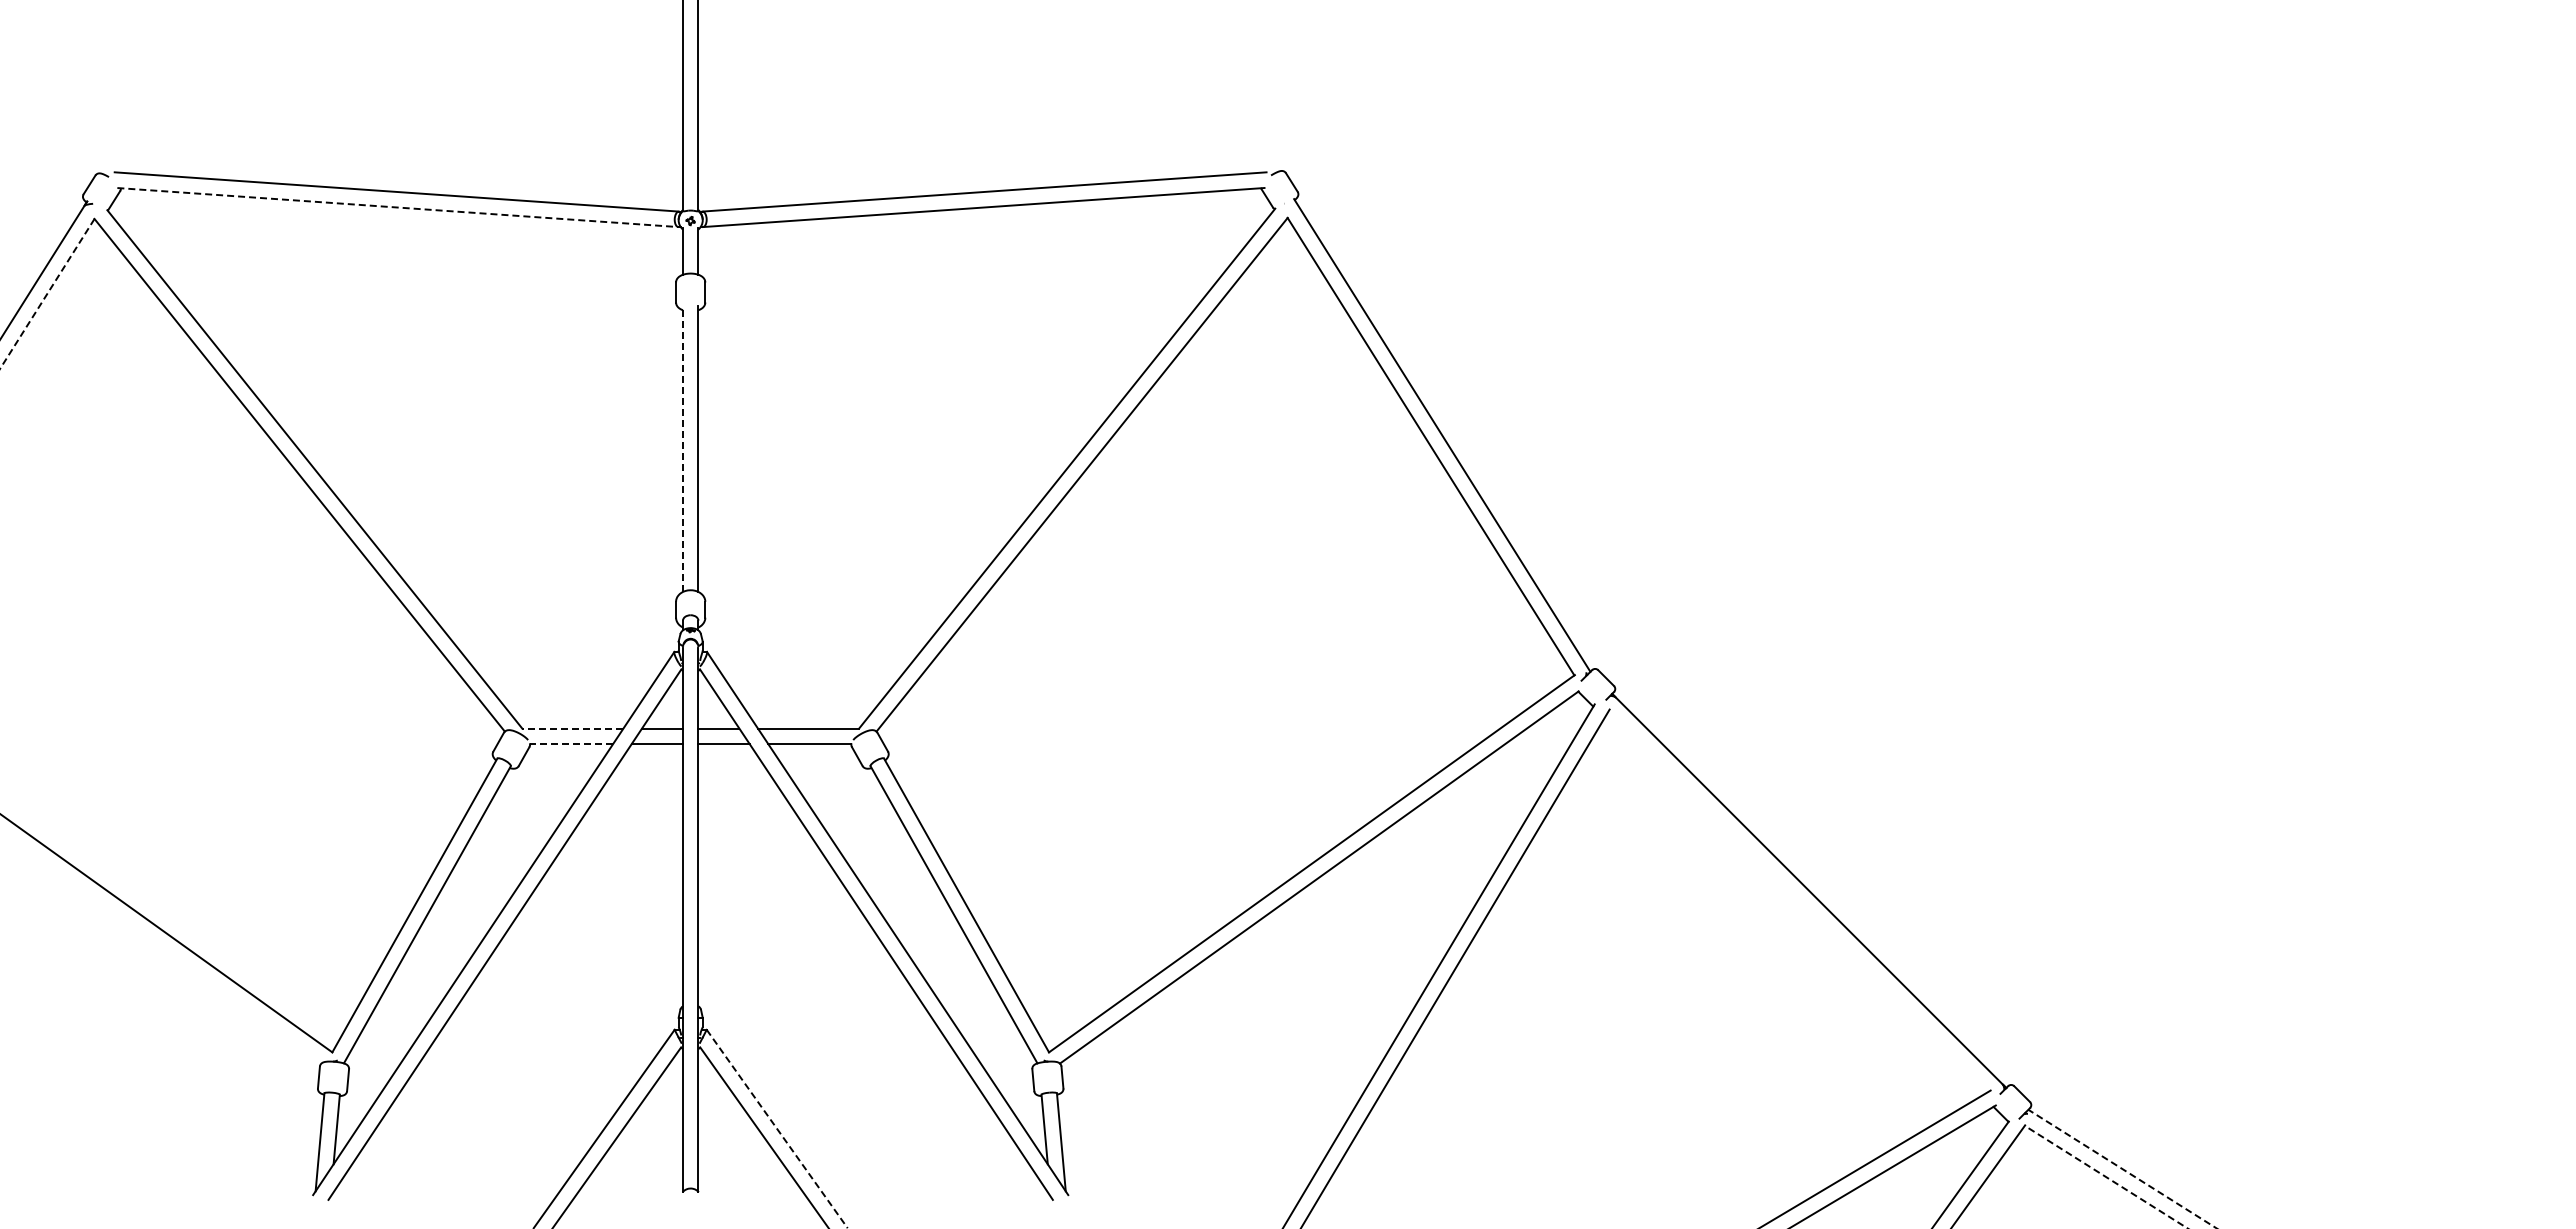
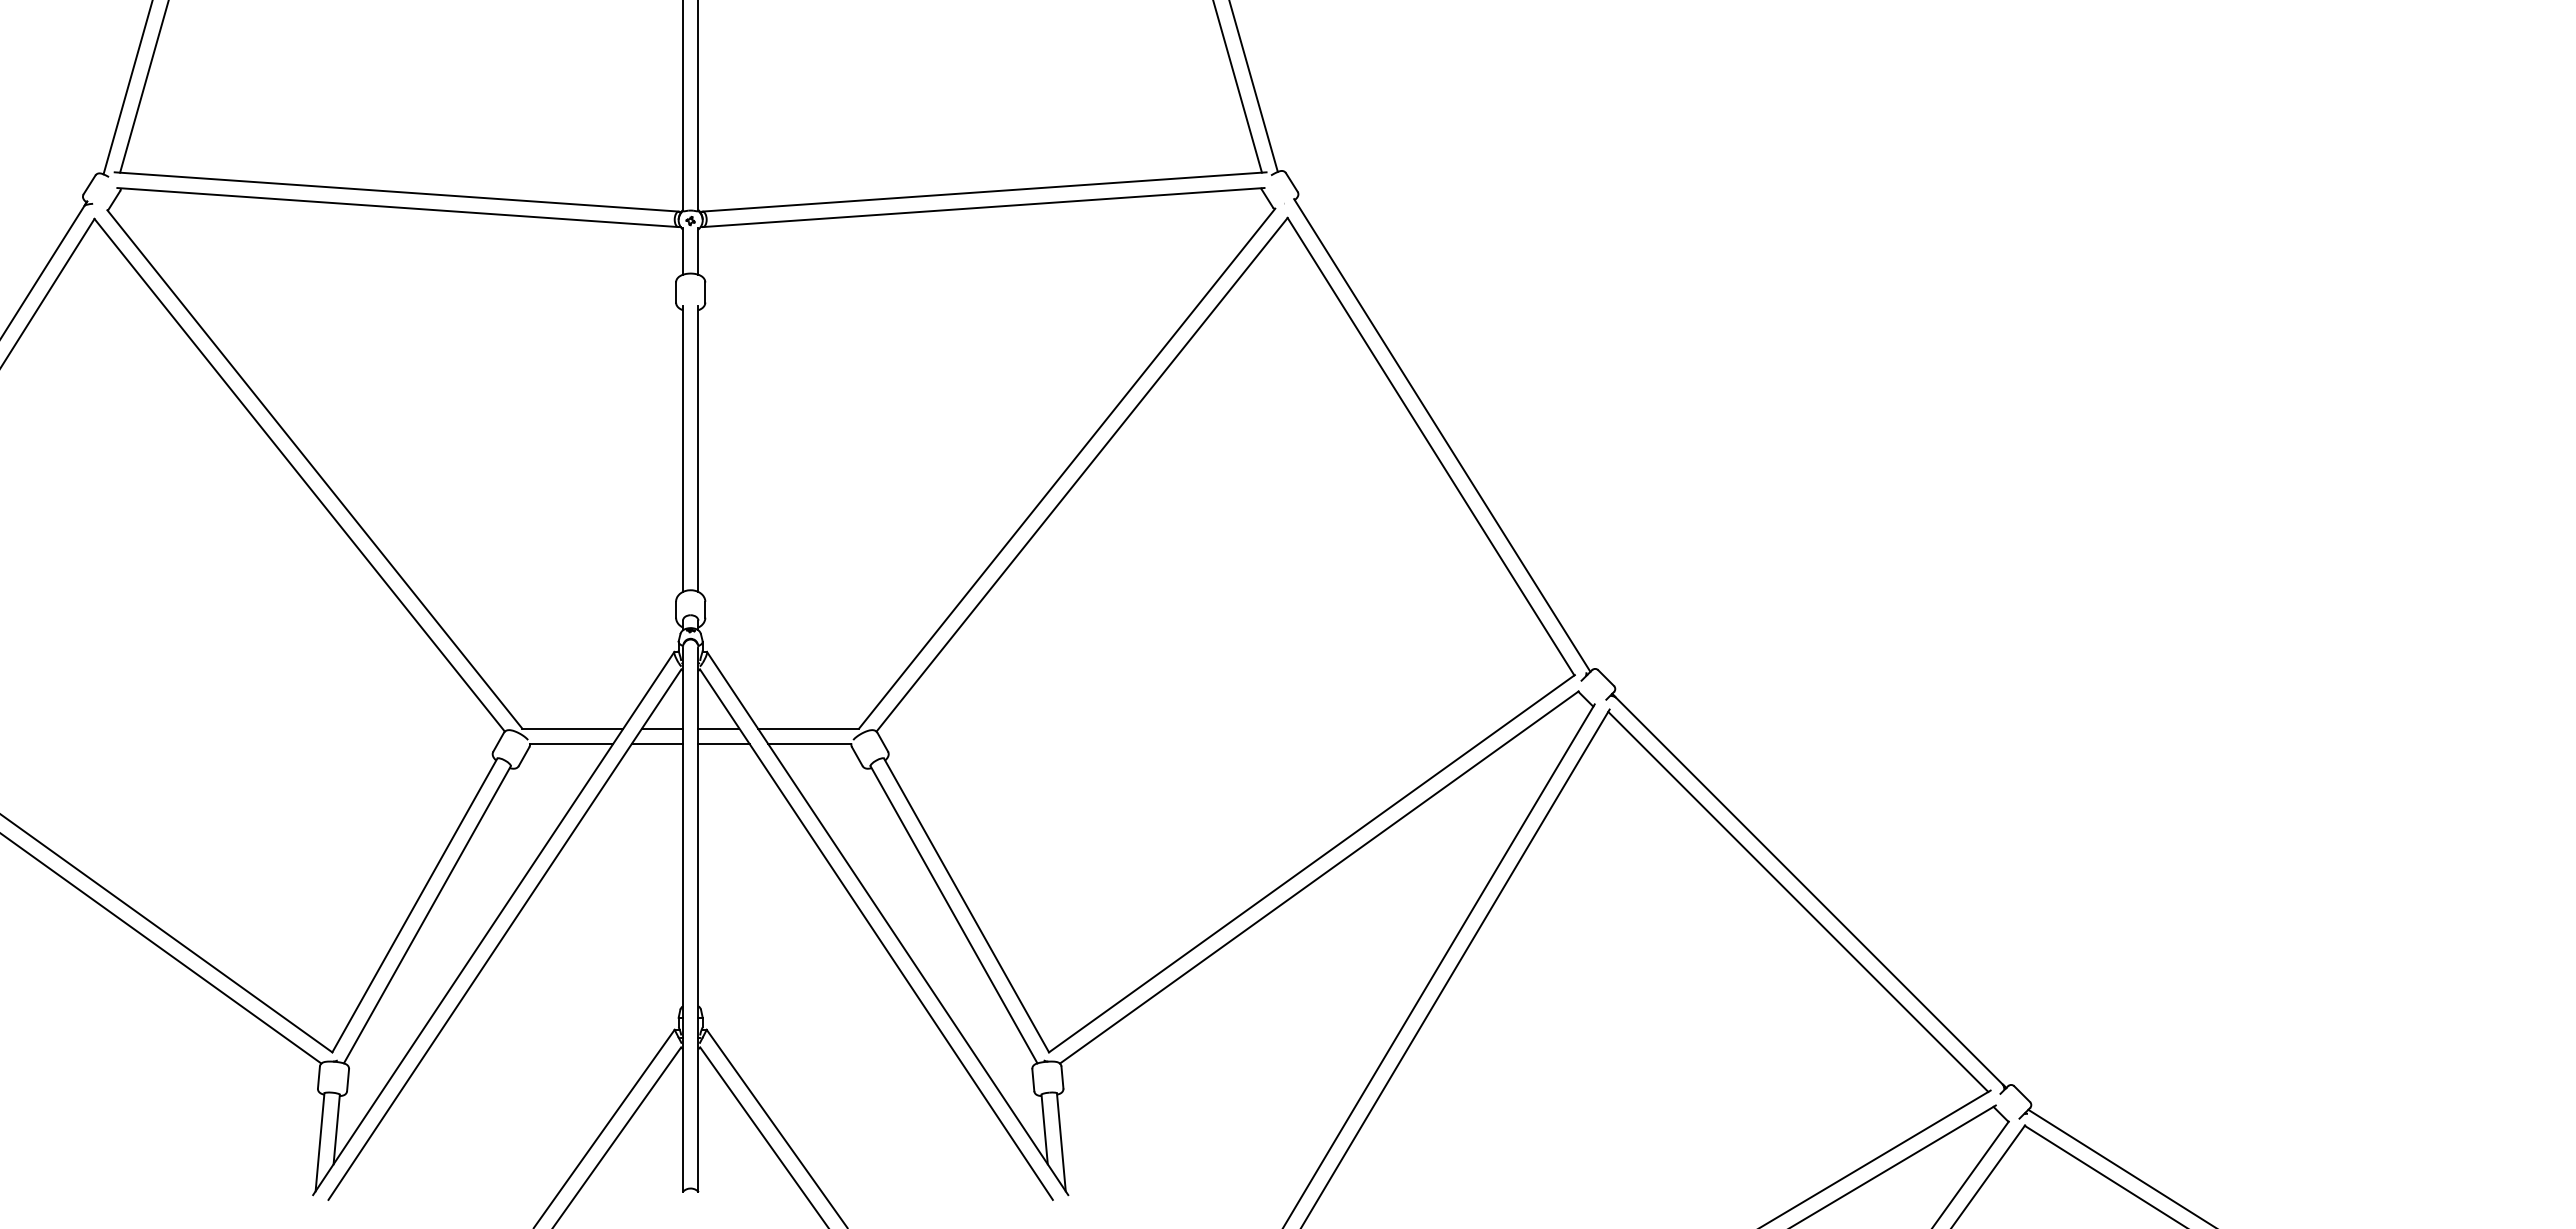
line: none -> present (1253, 86)
line: none -> present (144, 87)
line: none -> present (1237, 87)
line: none -> present (127, 88)
line: dashed -> solid (398, 207)
line: dashed -> solid (47, 294)
line: dashed -> solid (682, 449)
line: dashed -> solid (572, 728)
line: dashed -> solid (571, 744)
line: none -> present (1798, 901)
line: none -> present (161, 948)
line: dashed -> solid (777, 1129)
line: dashed -> solid (2122, 1168)
line: dashed -> solid (2105, 1176)
